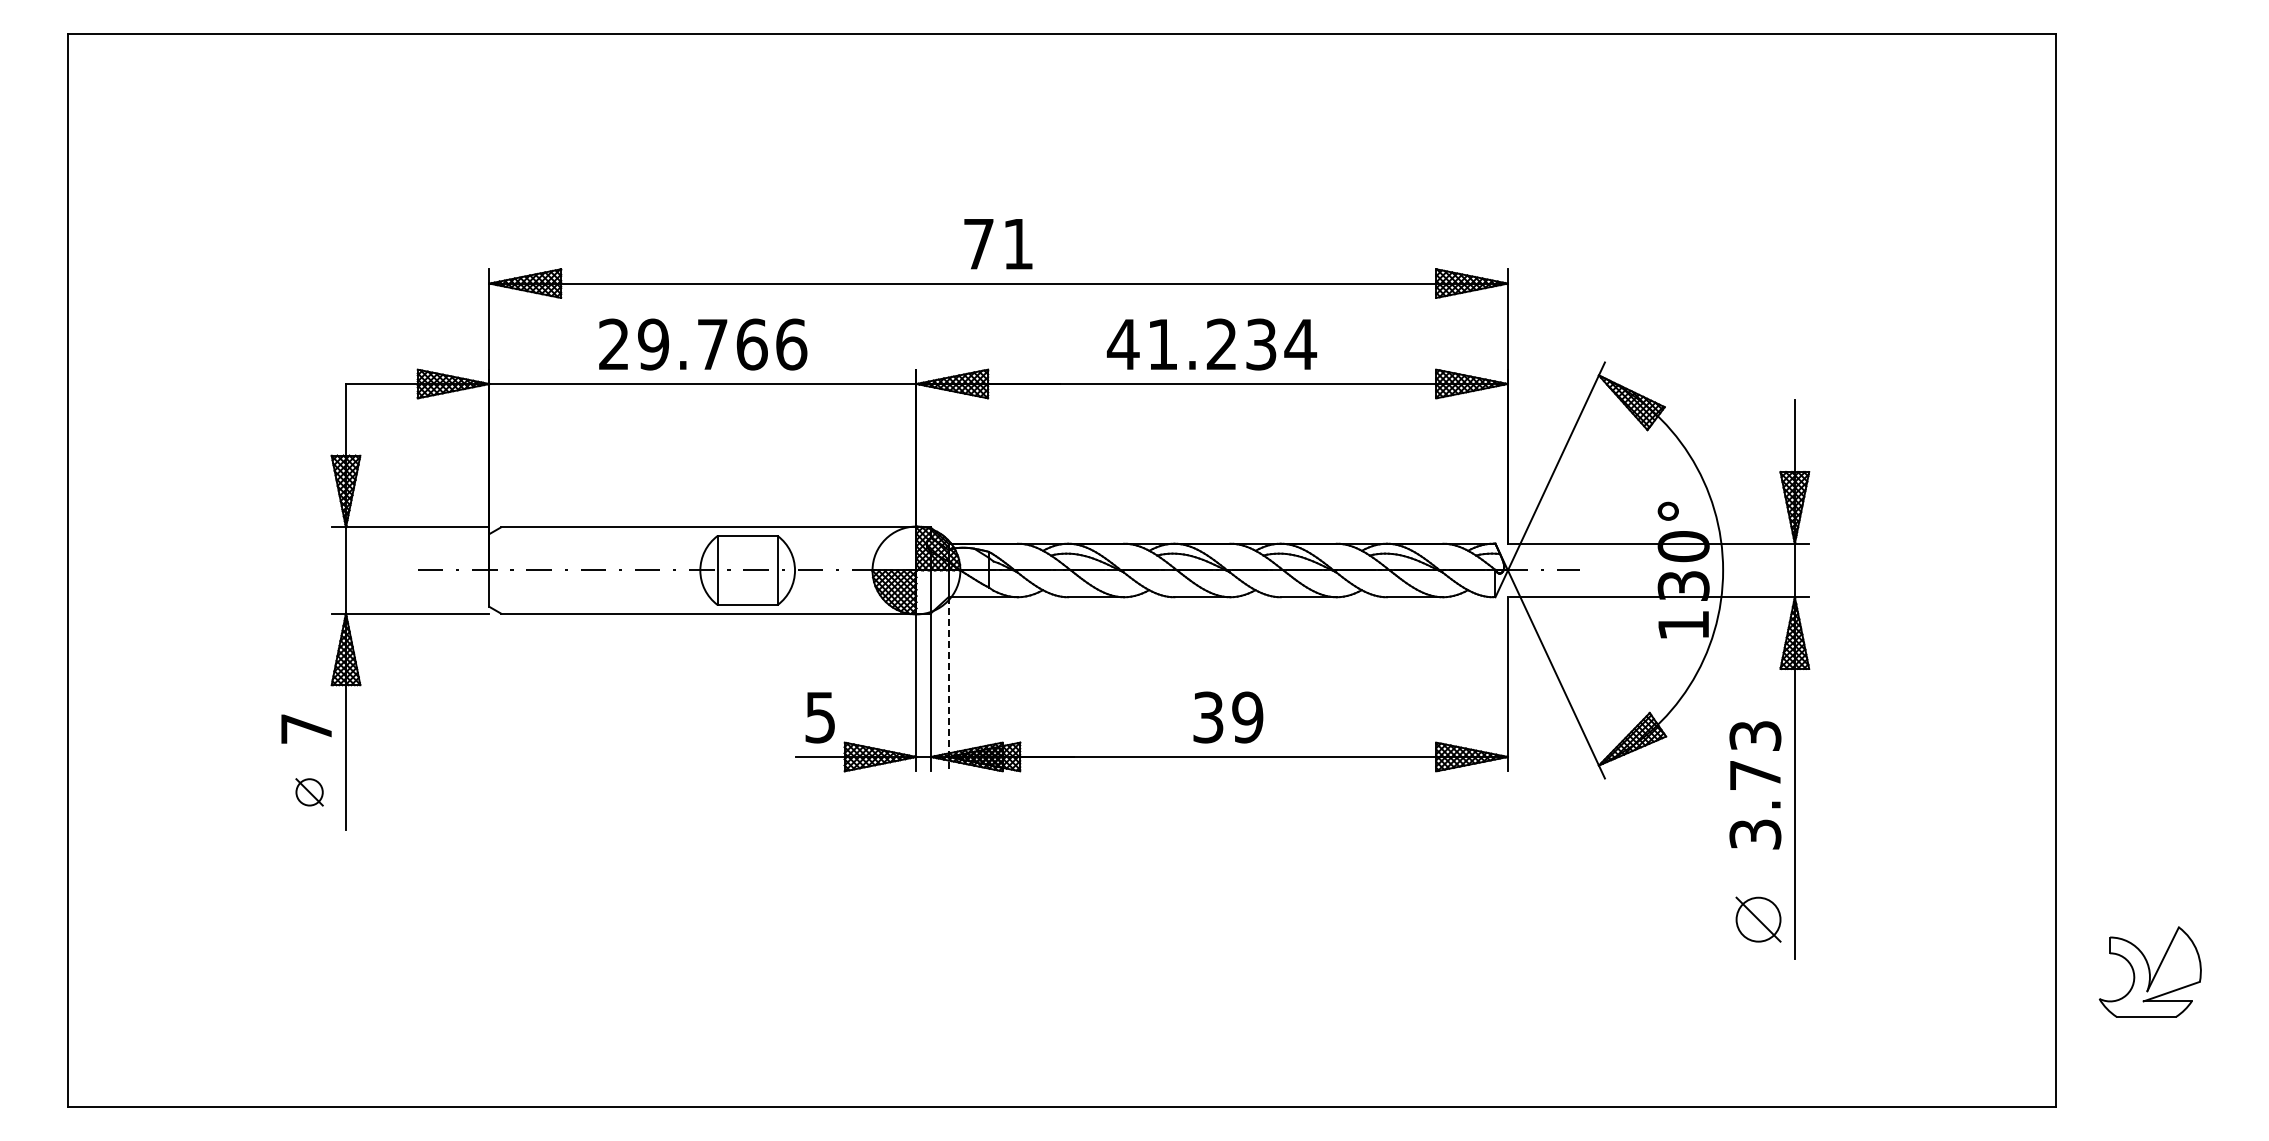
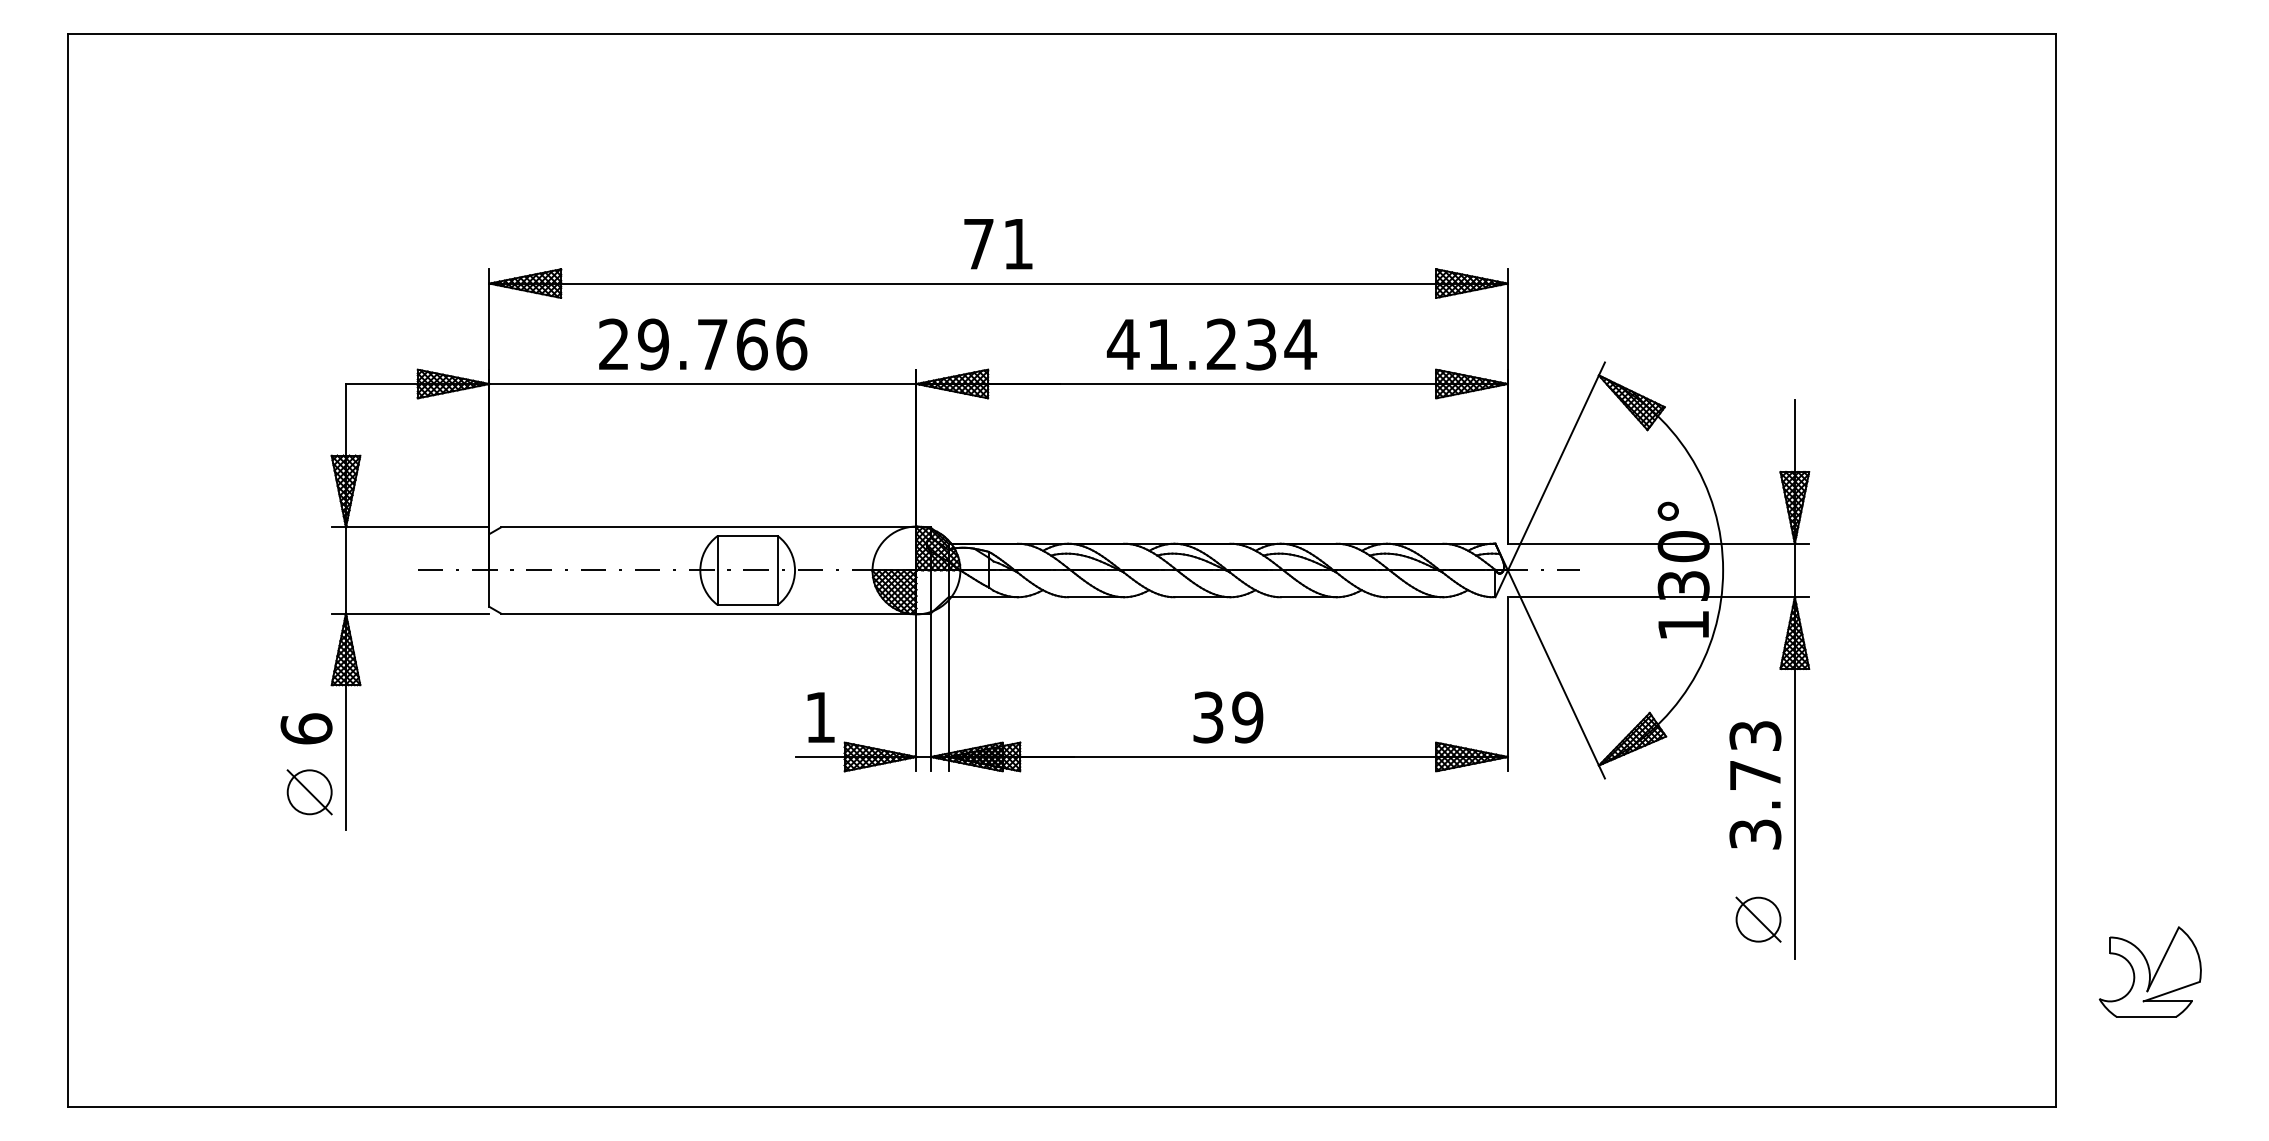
line: dashed -> solid (948, 684)
text: 5 -> 1 (819, 717)
text: 7 -> 6 (306, 728)
part size: 29x29 px -> 47x47 px (309, 792)
